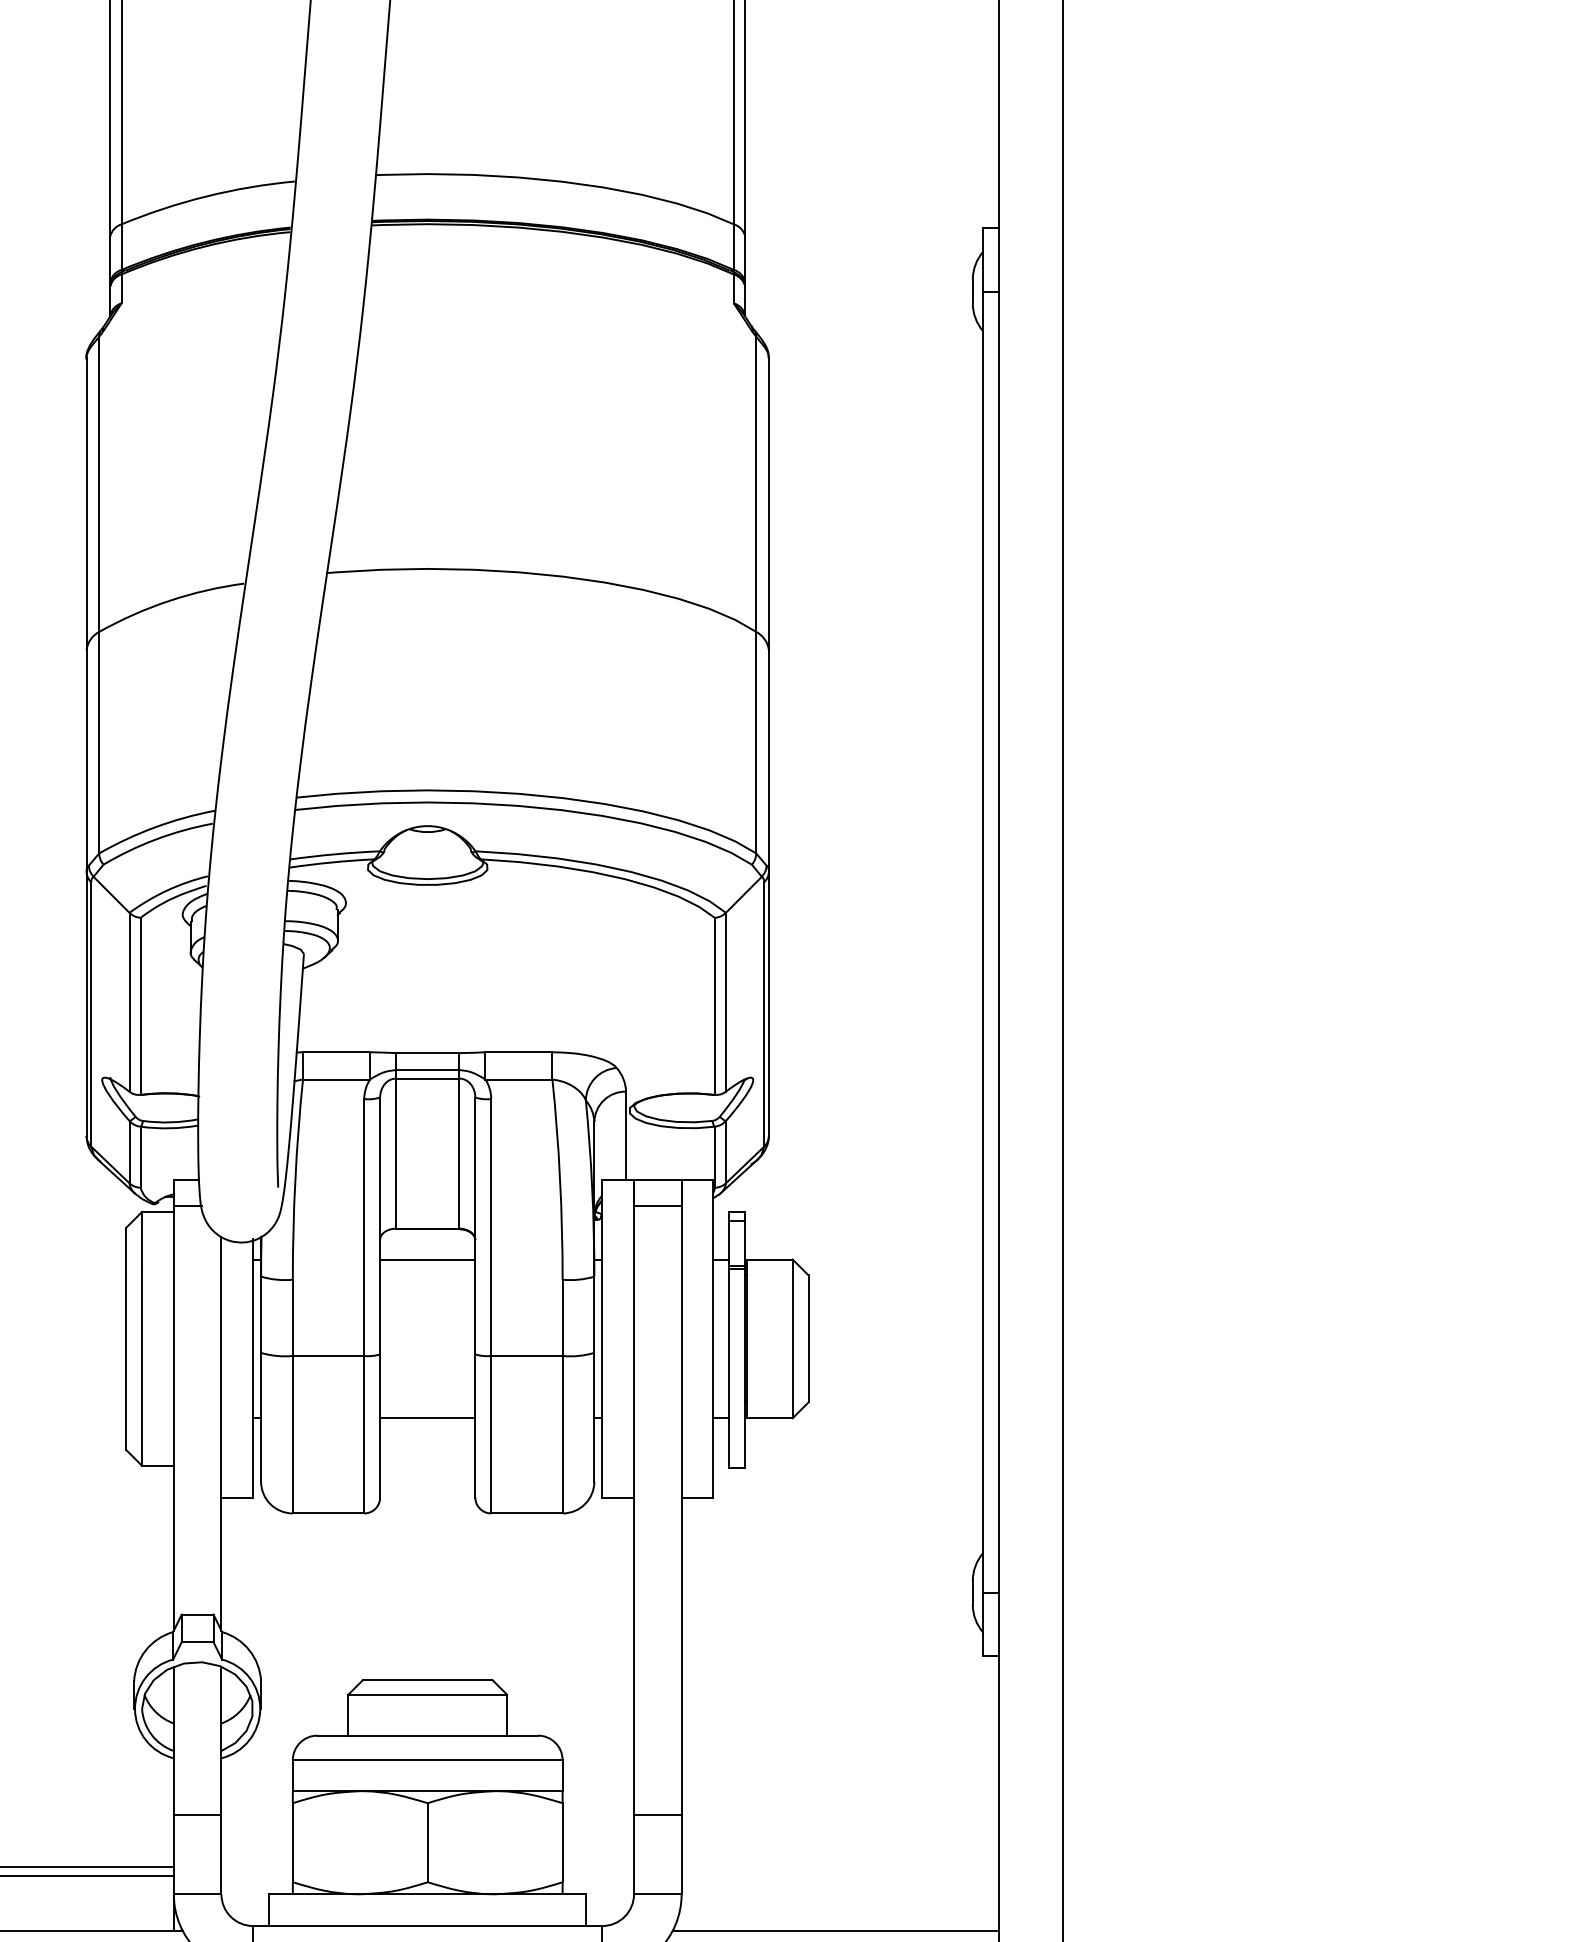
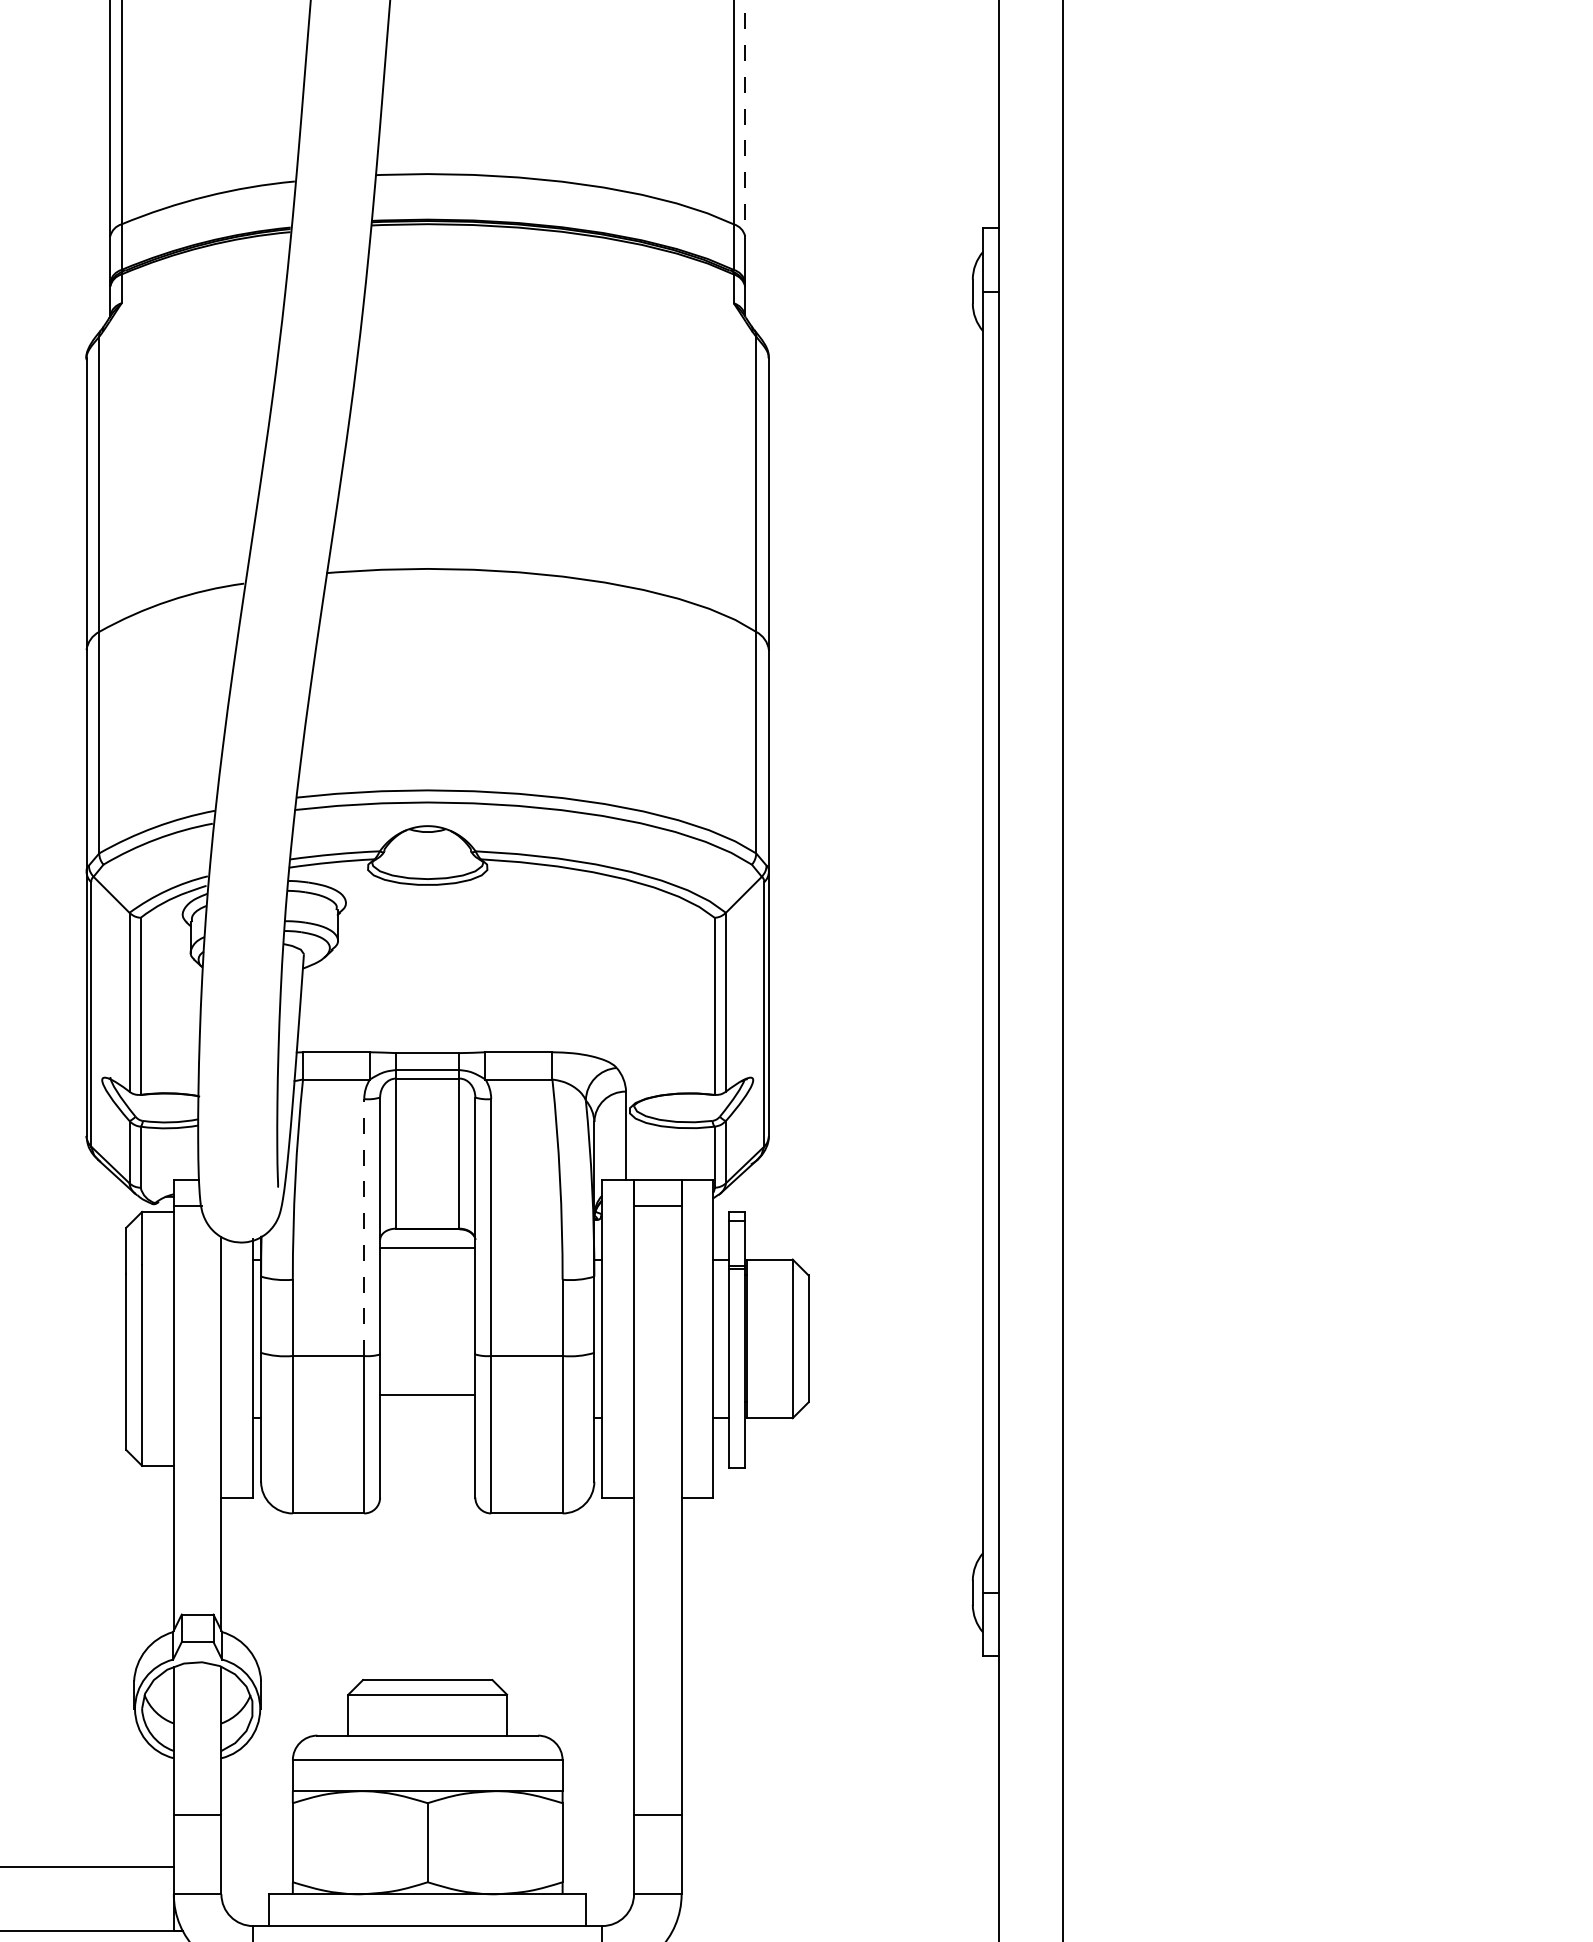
line: solid -> dashed (745, 118)
line: solid -> dashed (364, 1227)
line position: (427, 1259) -> (427, 1247) (427, 1247)
line position: (427, 1418) -> (427, 1395) (427, 1395)
line: present -> none (87, 1875)
line: present -> none (835, 1930)
